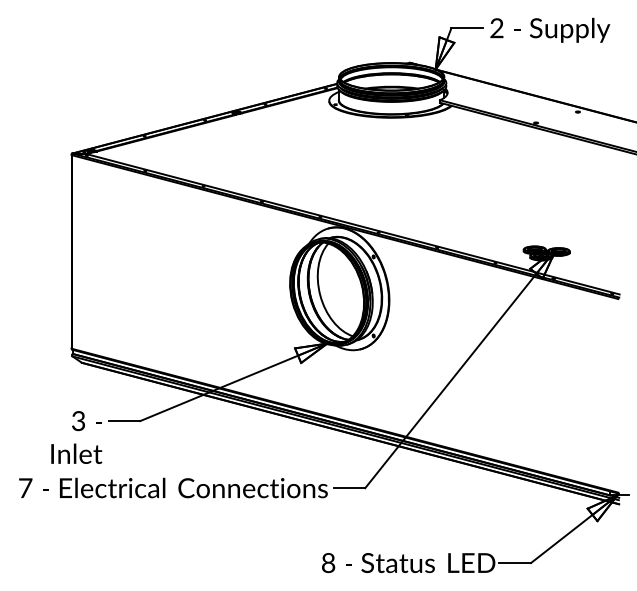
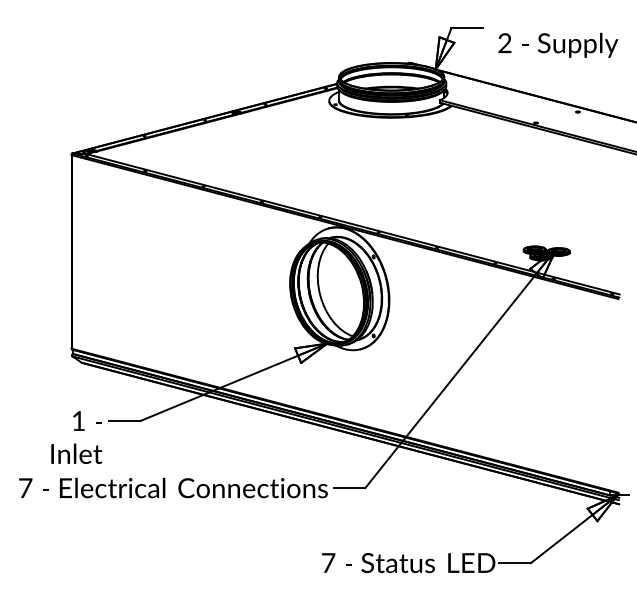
text position: (550, 29) -> (558, 44) (558, 44)
text: 3 -> 1 (78, 421)
text: 8 -> 7 (328, 563)
